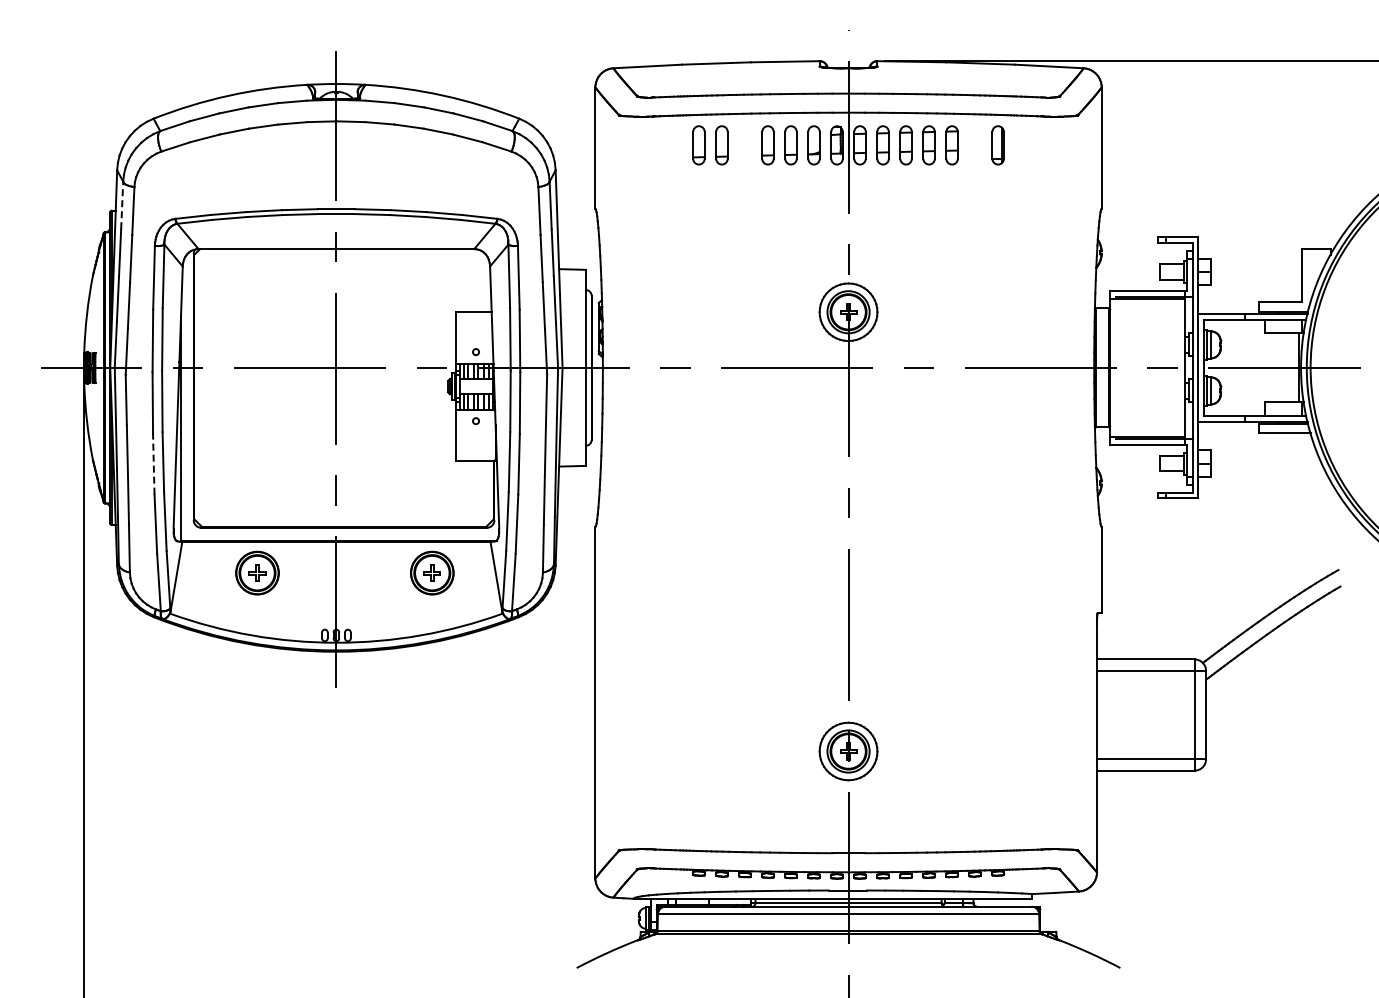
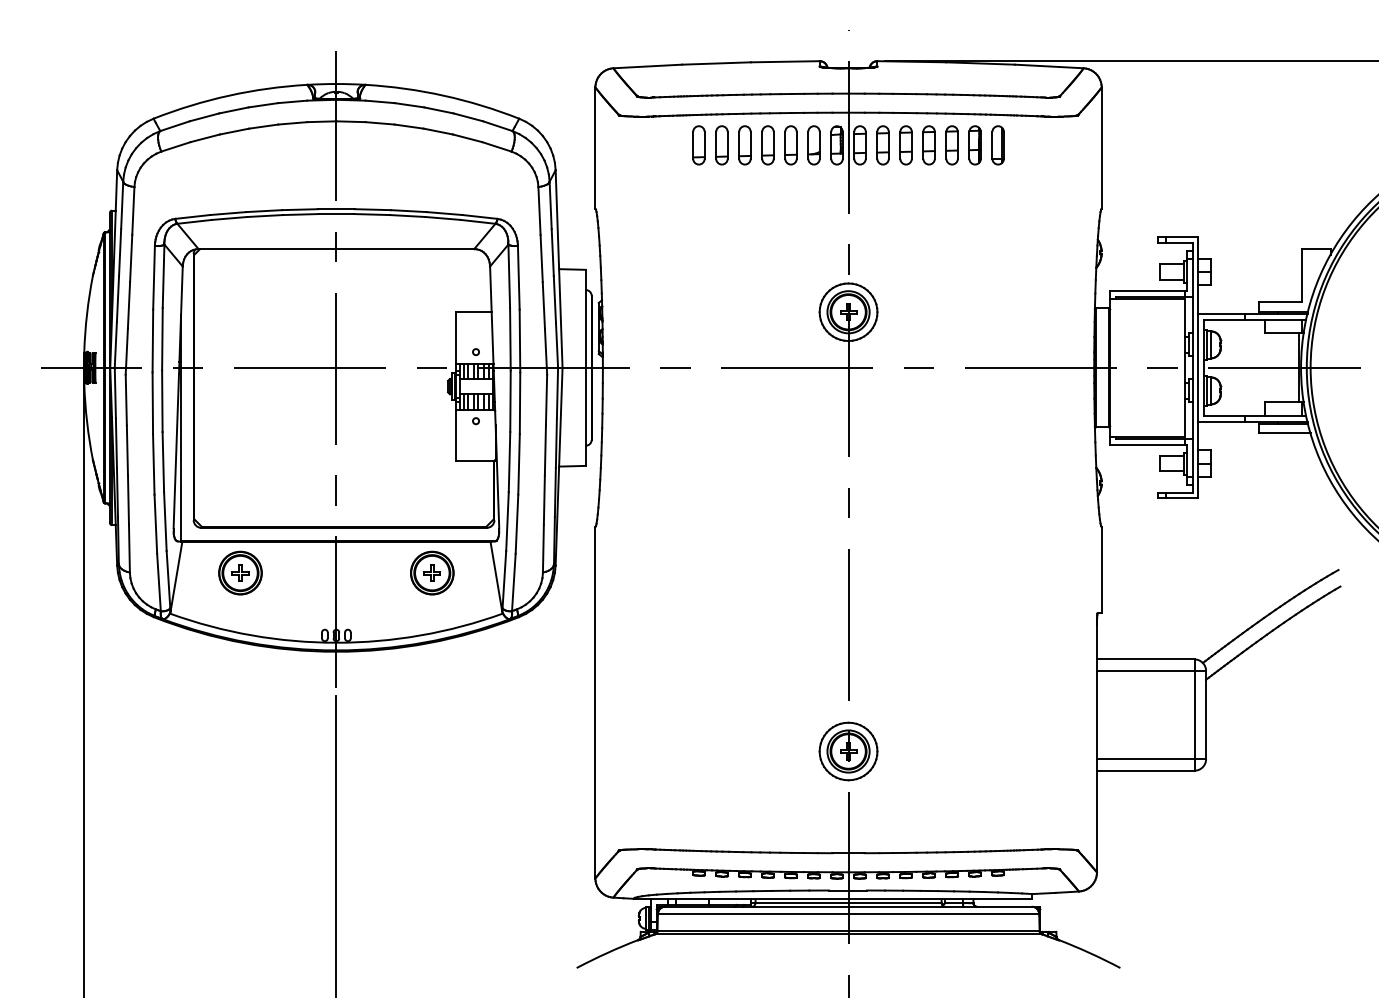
part: none -> present (744, 145)
part: none -> present (974, 145)
line: dashed -> solid (122, 205)
line: dashed -> solid (153, 463)
part position: (257, 572) -> (240, 572) (240, 572)
line: none -> present (336, 845)
